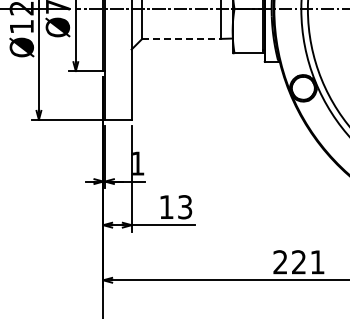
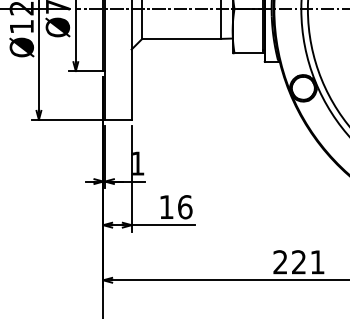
line: dashed -> solid (182, 38)
text: 13 -> 16 (185, 207)
